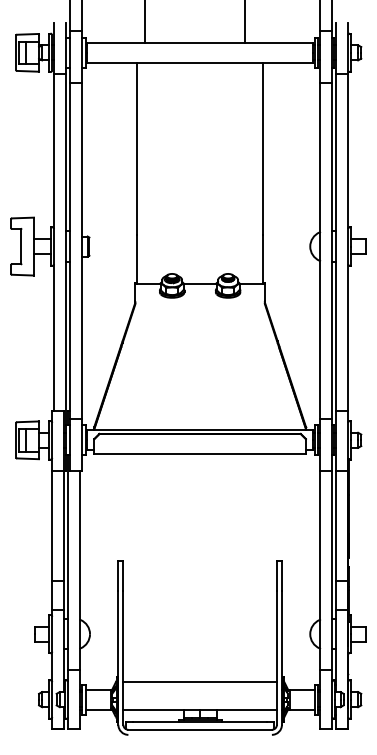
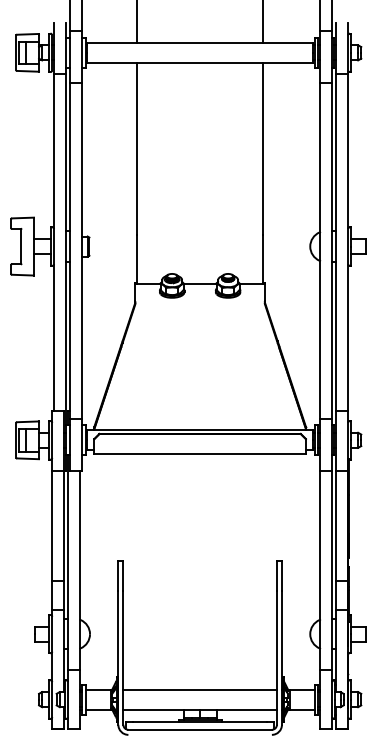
line position: (145, 22) -> (137, 22) (137, 22)
line position: (245, 22) -> (263, 22) (263, 22)
line position: (199, 681) -> (199, 689) (199, 689)
